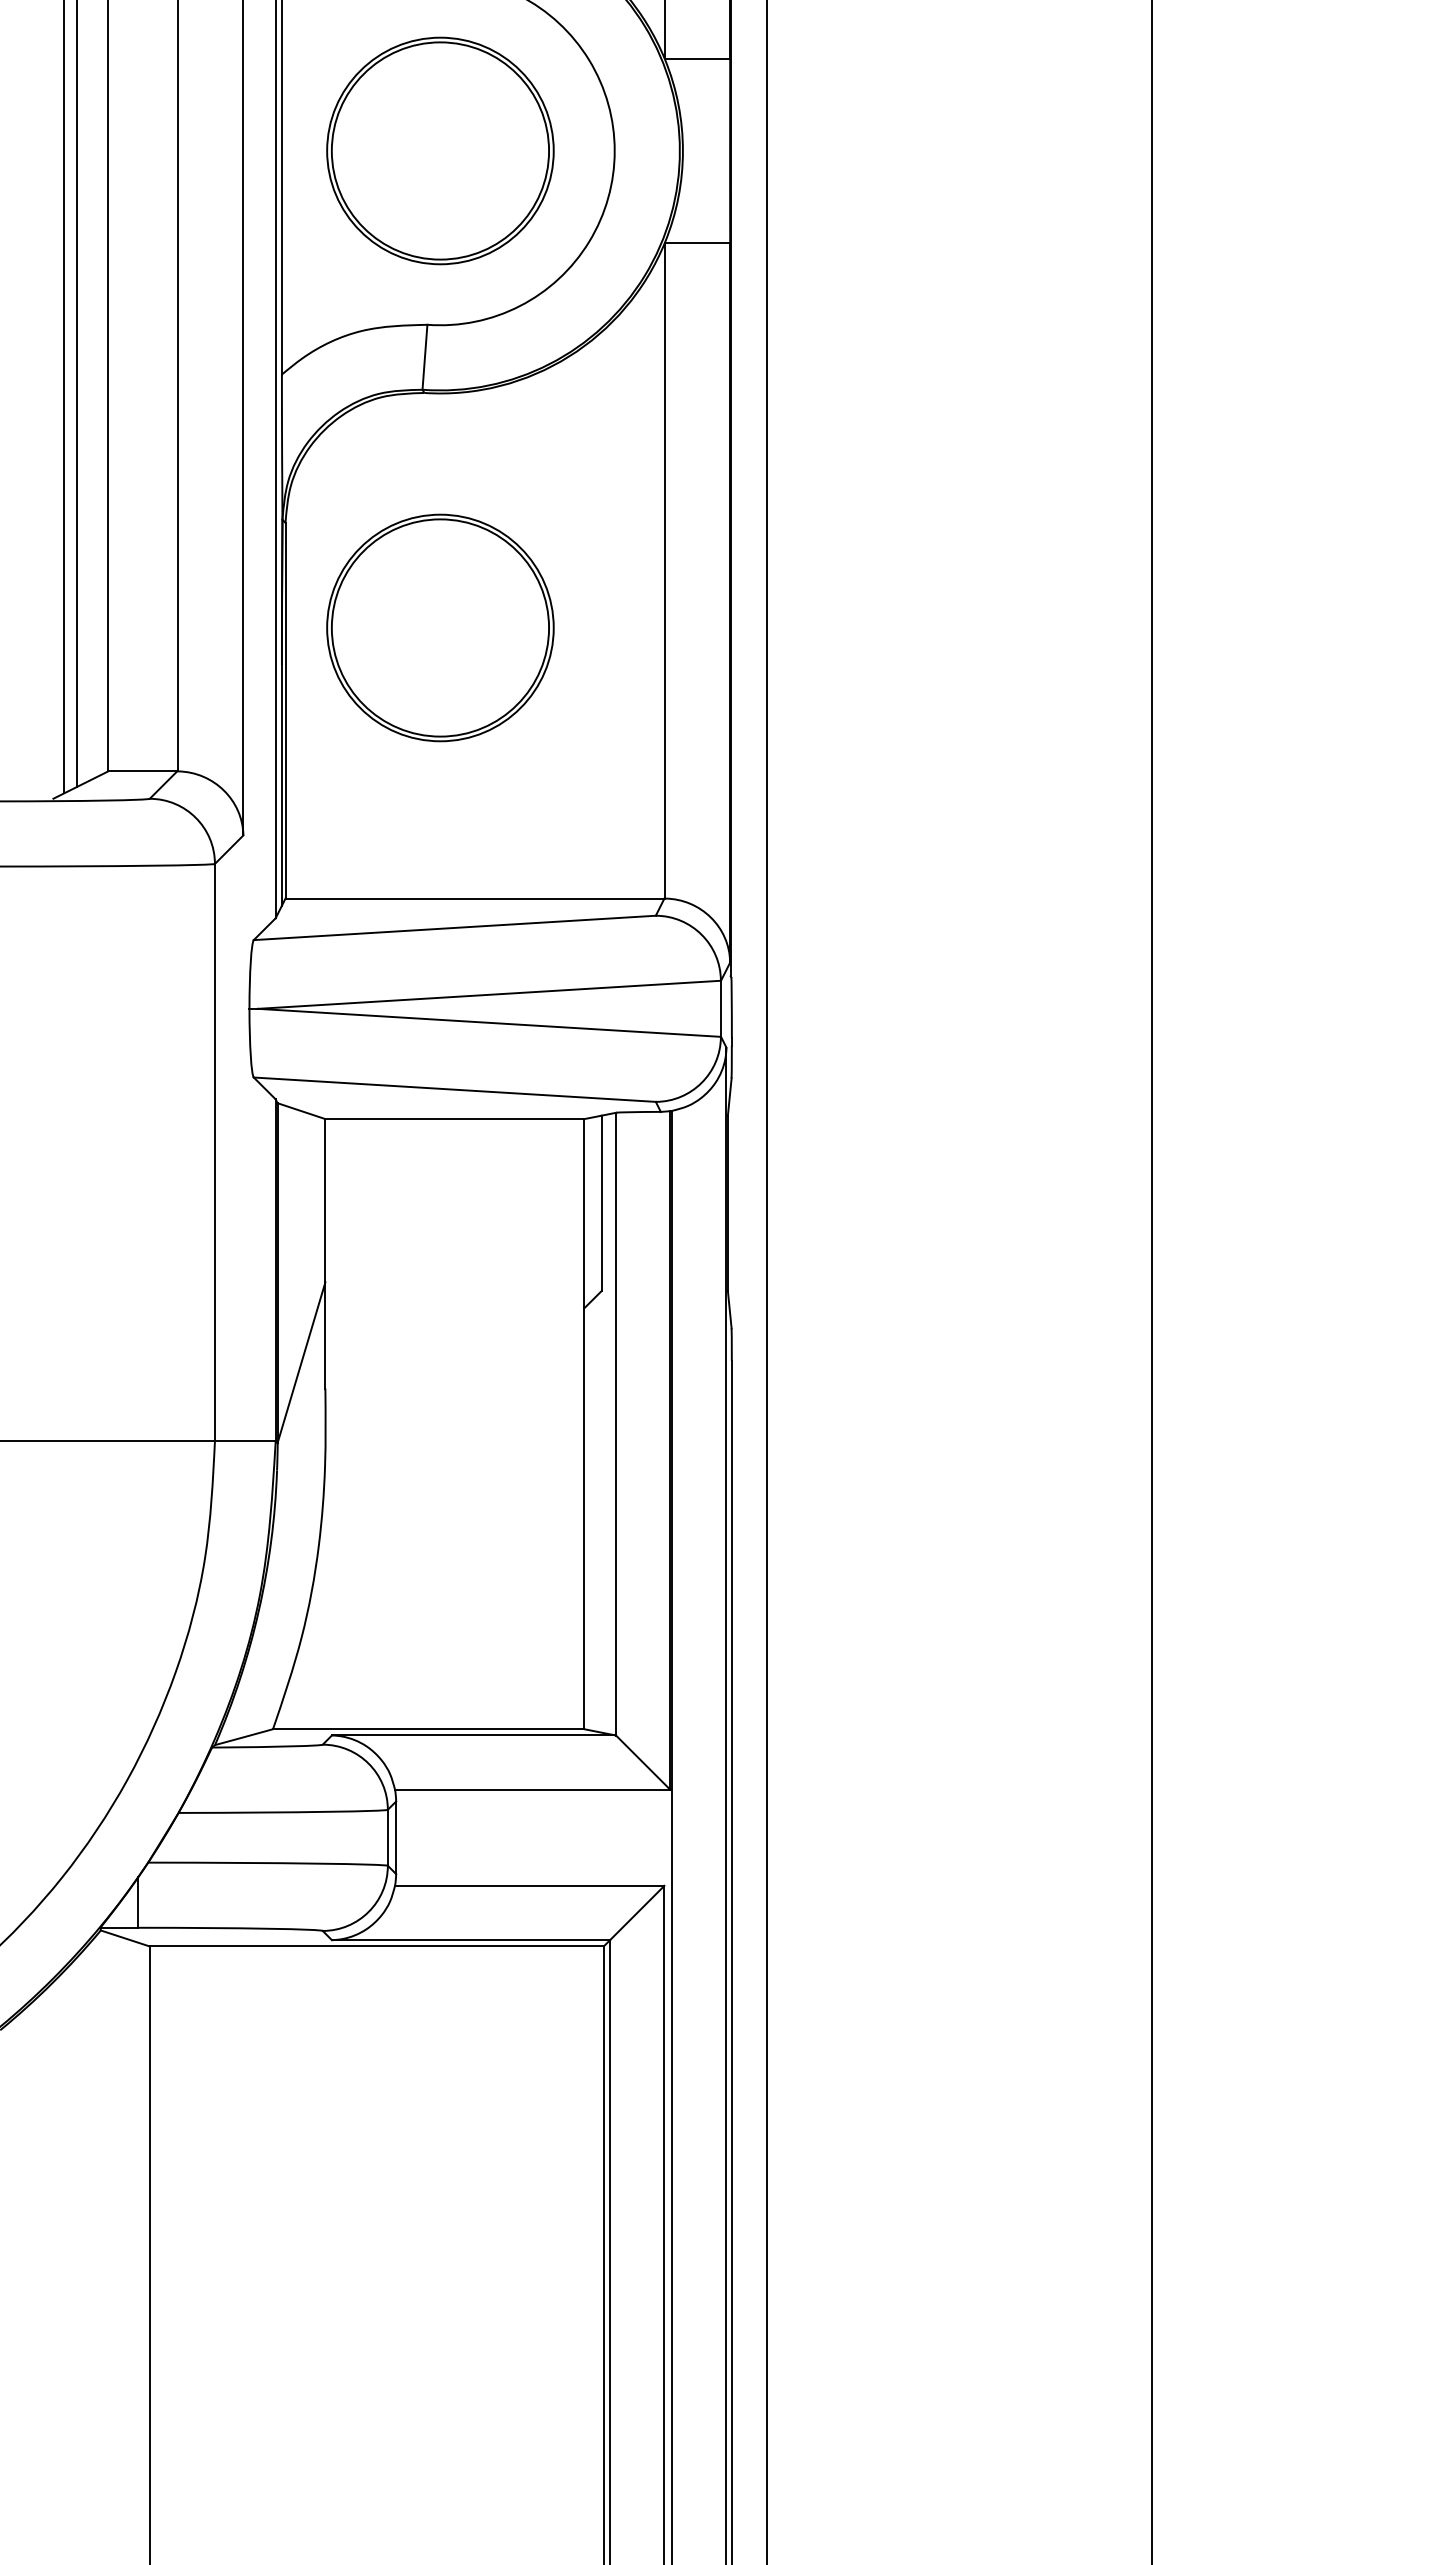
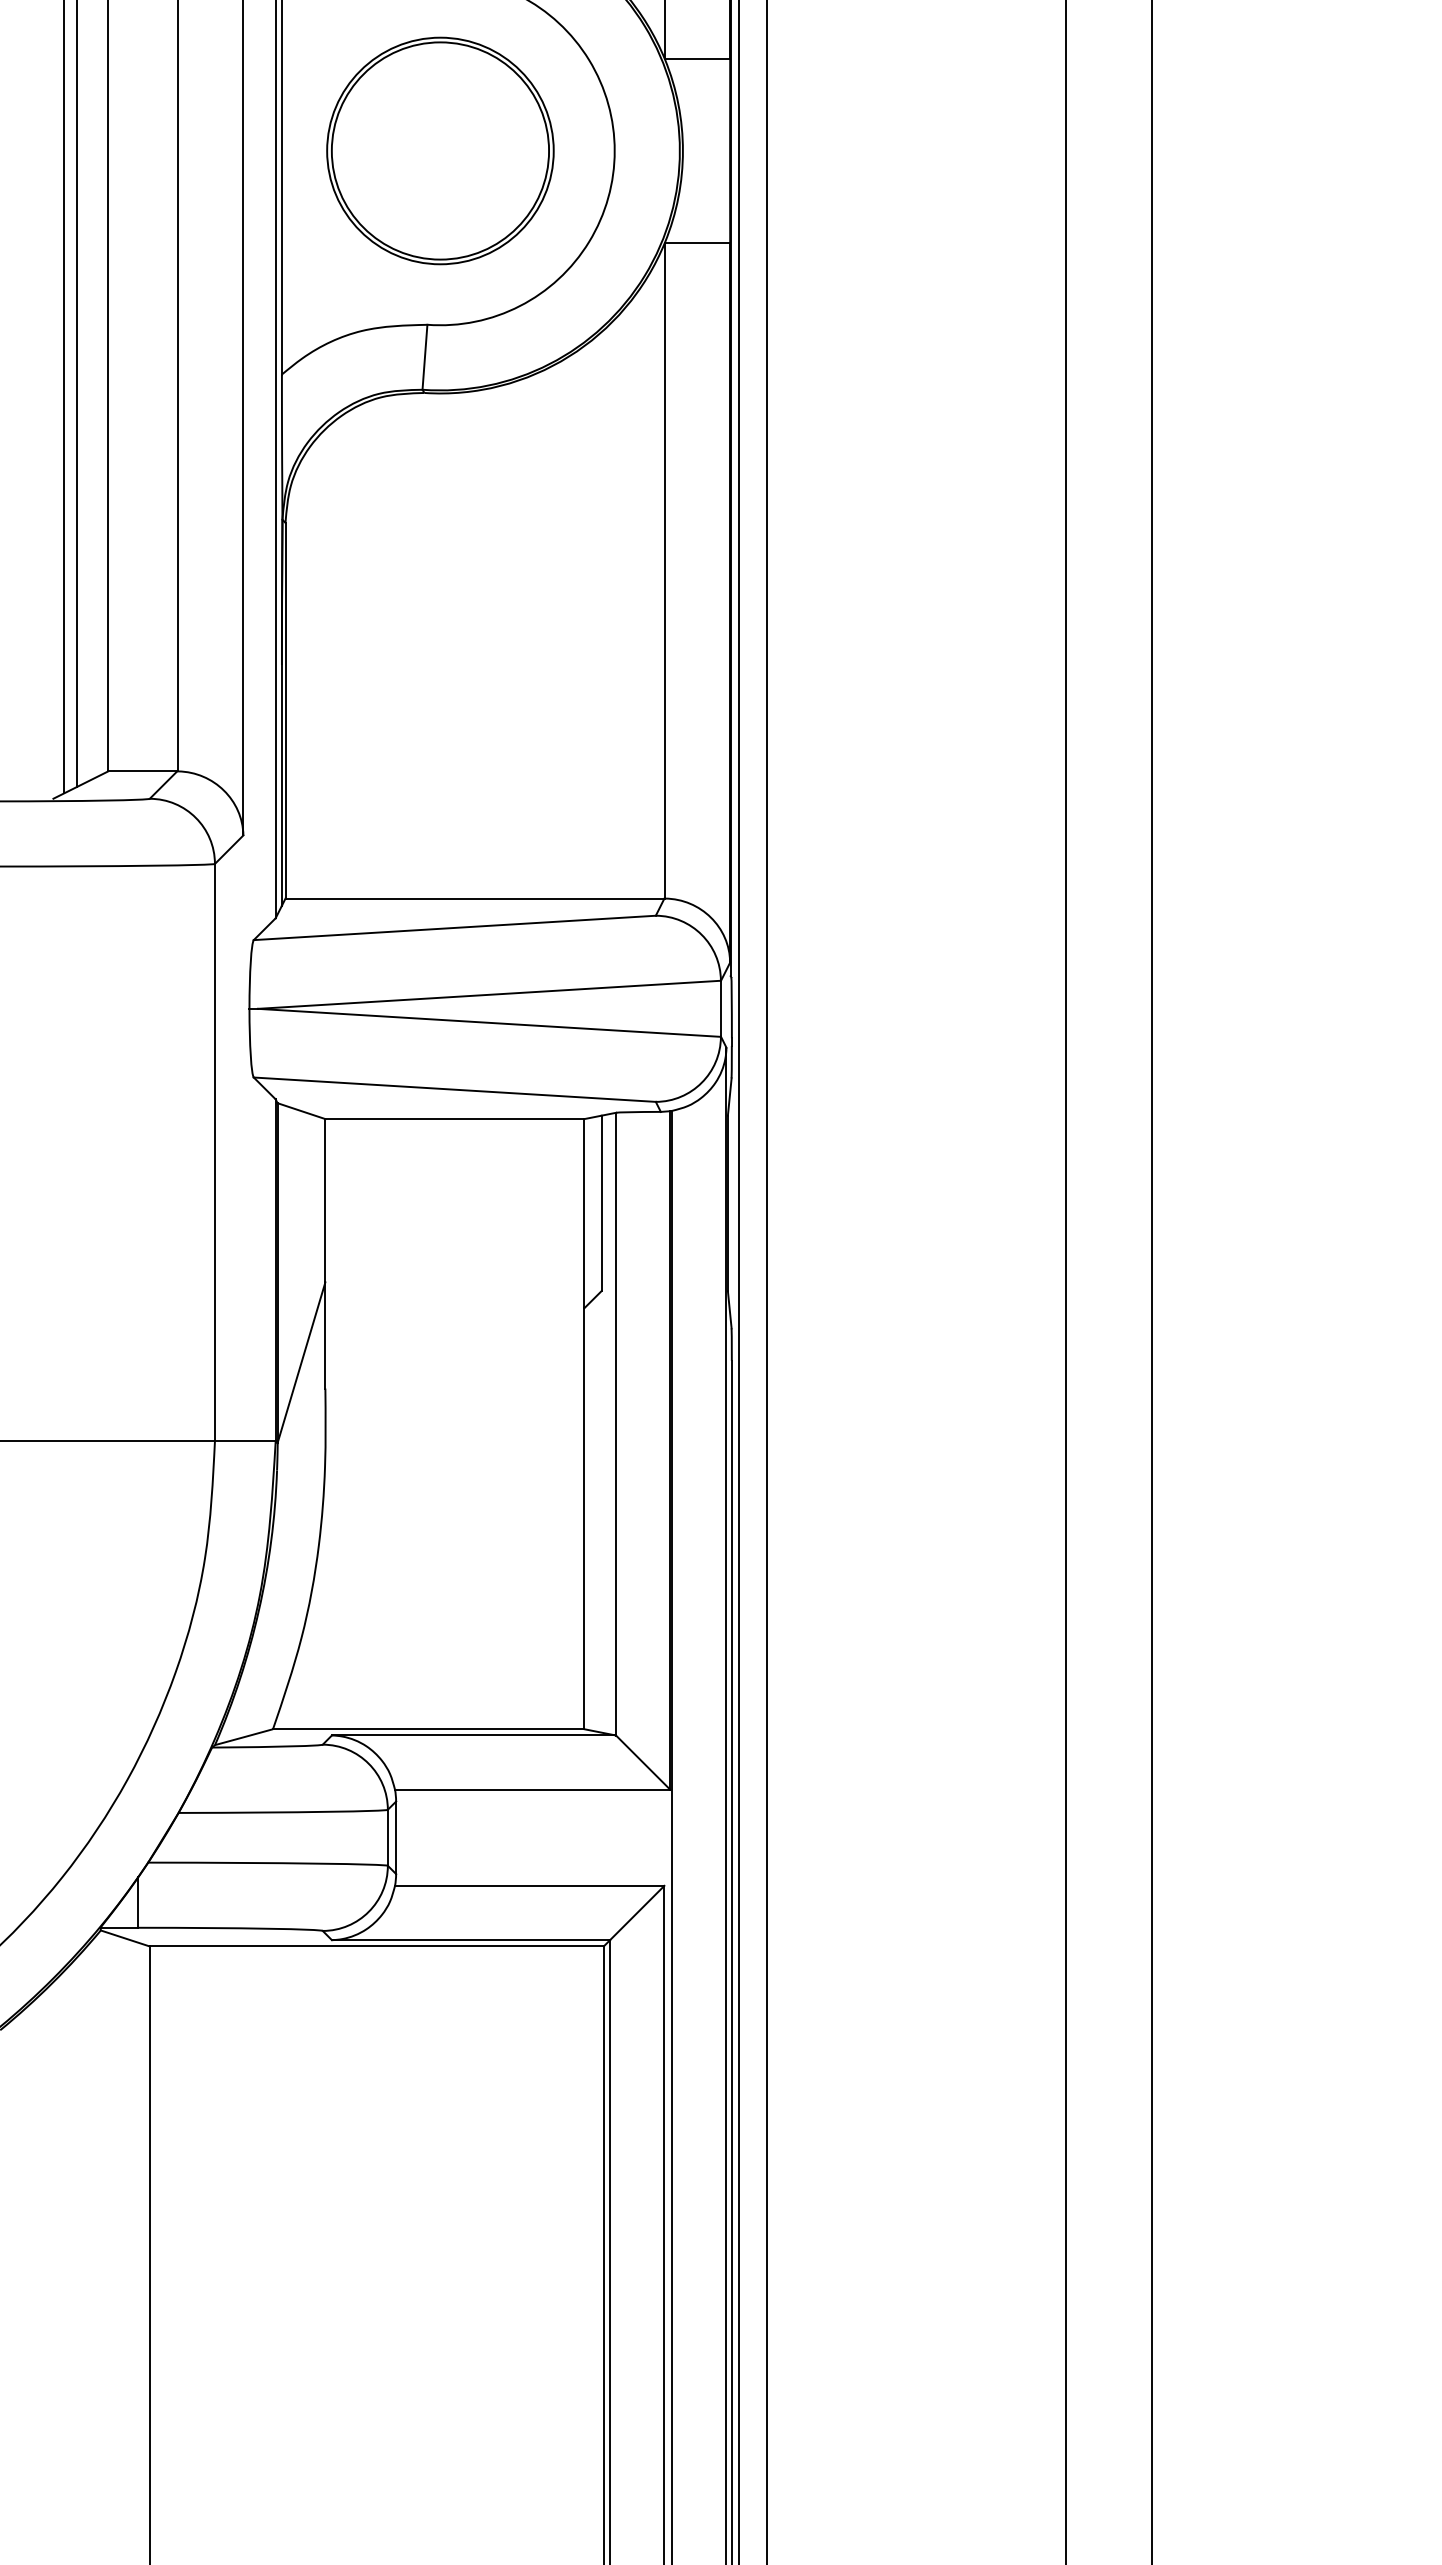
part: present -> none (440, 627)
line: none -> present (739, 1281)
line: none -> present (1066, 1281)
